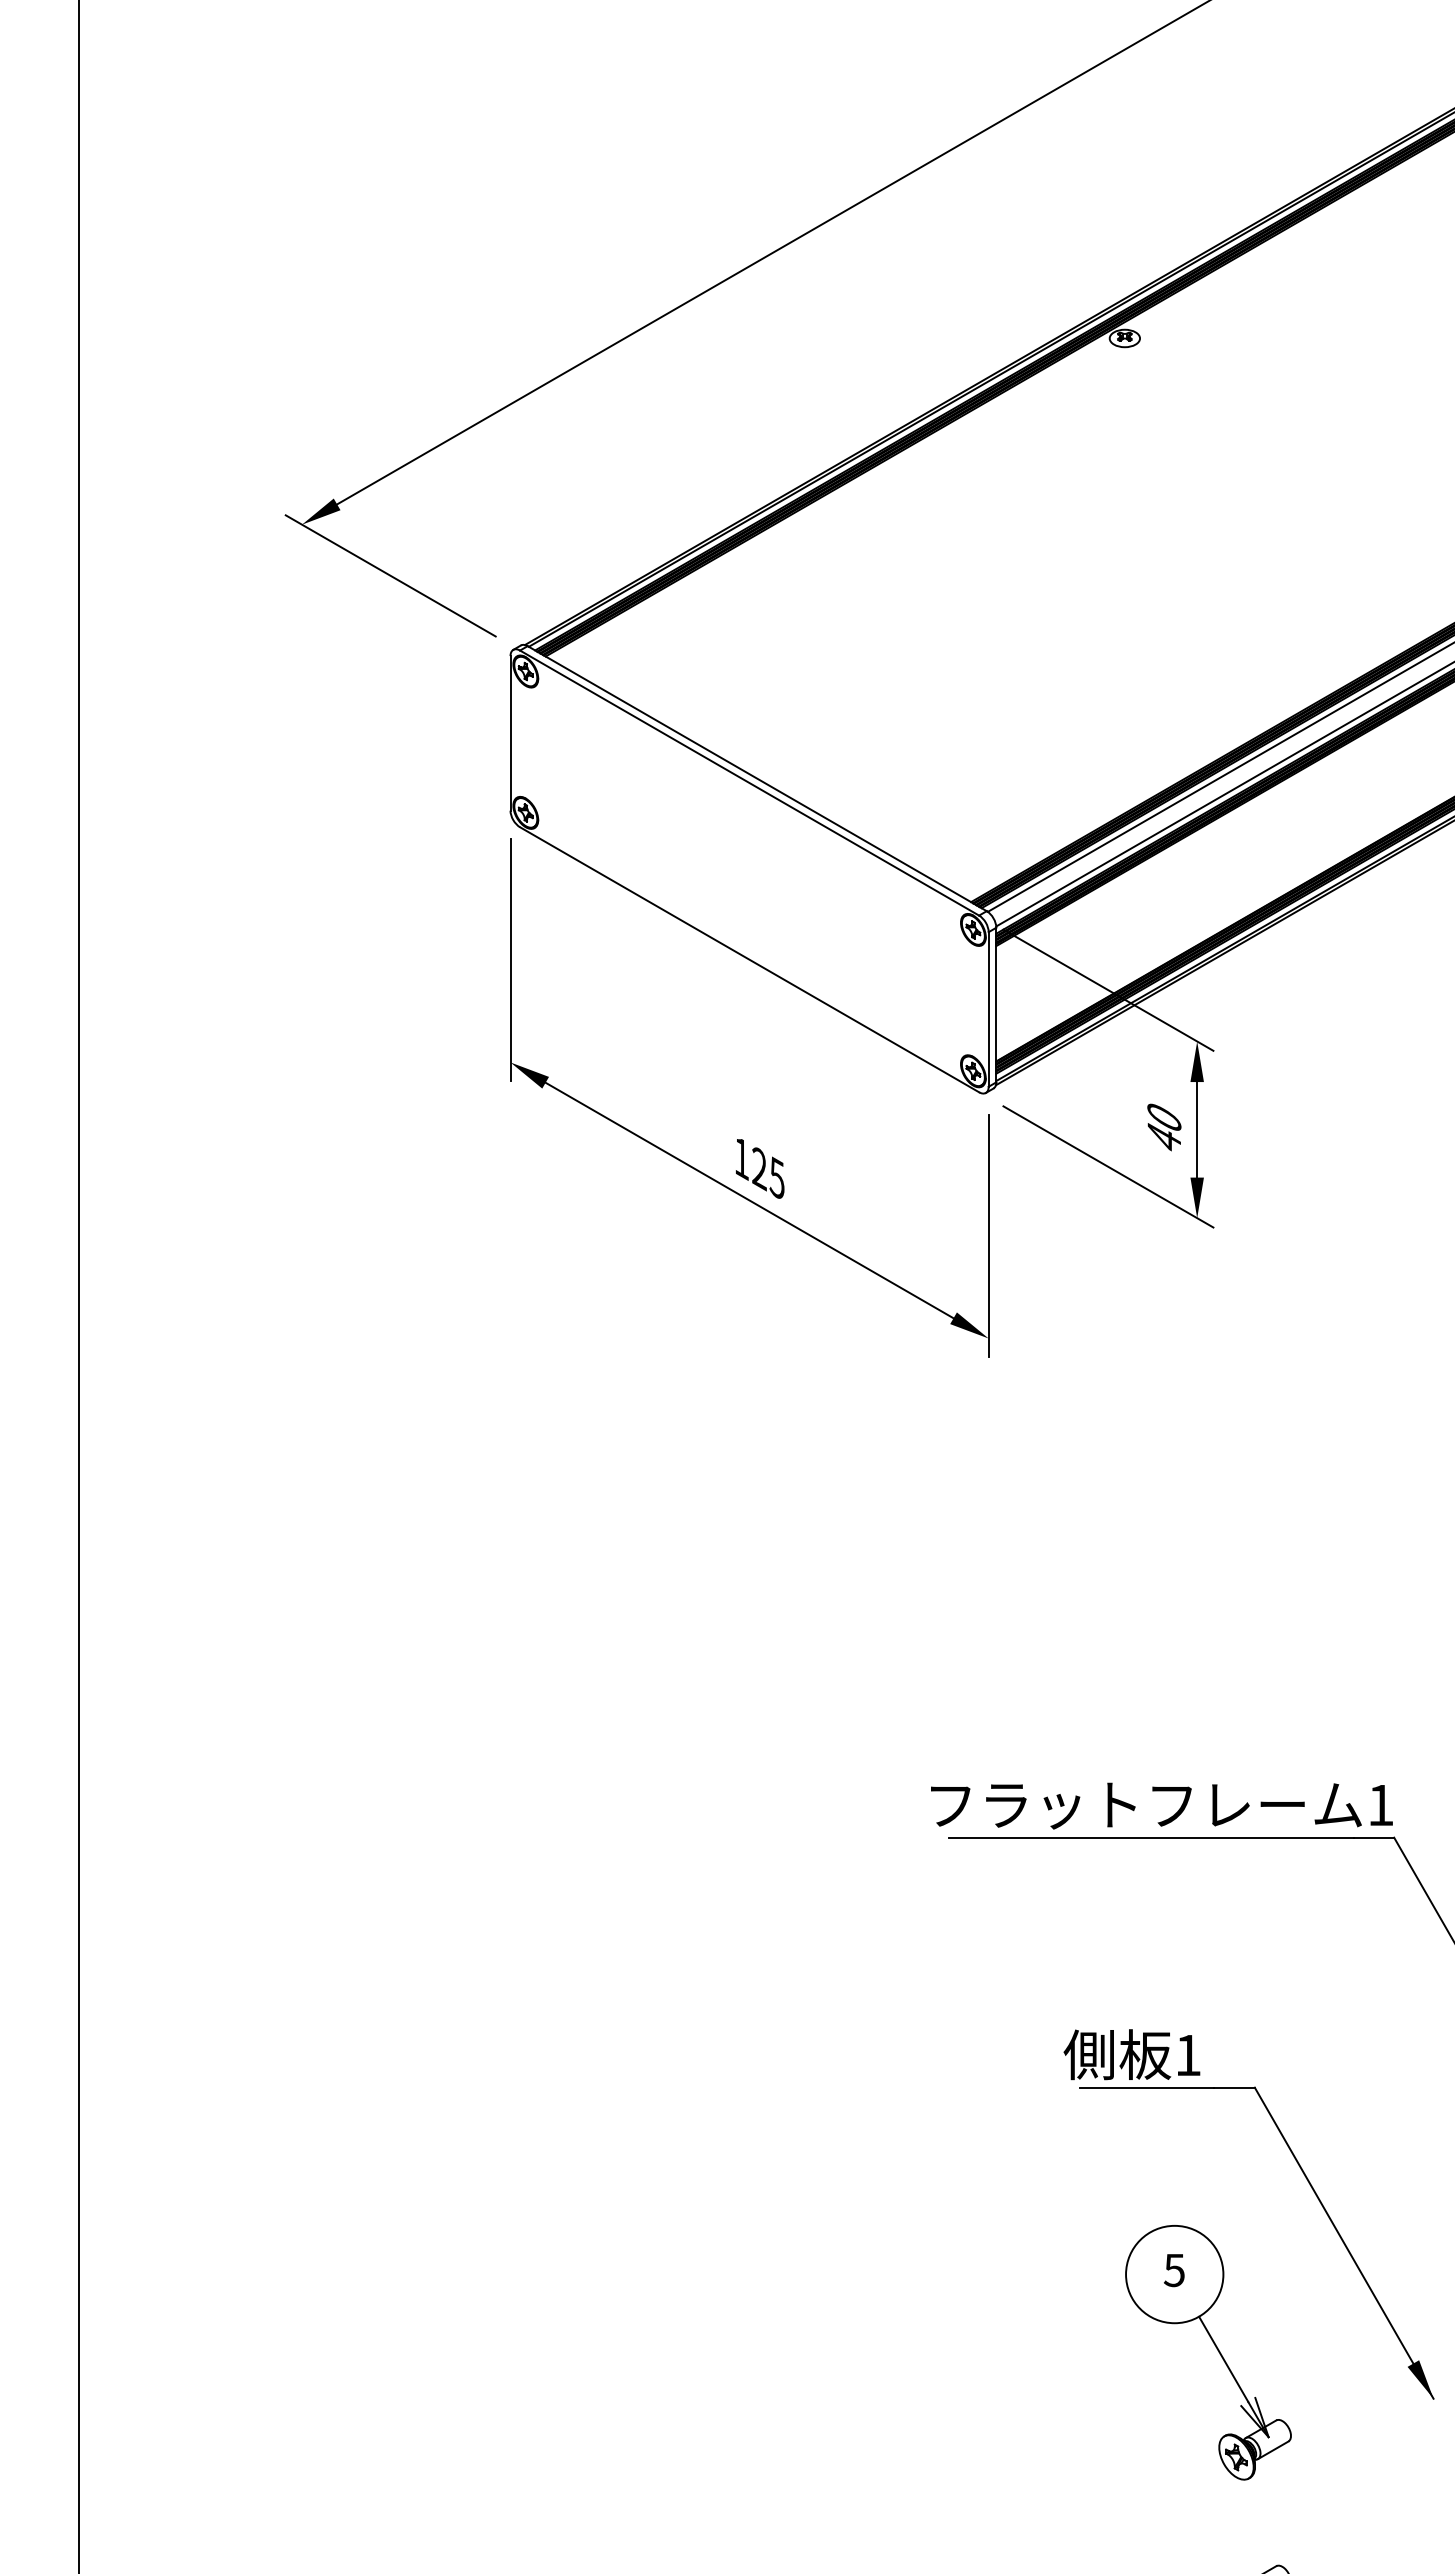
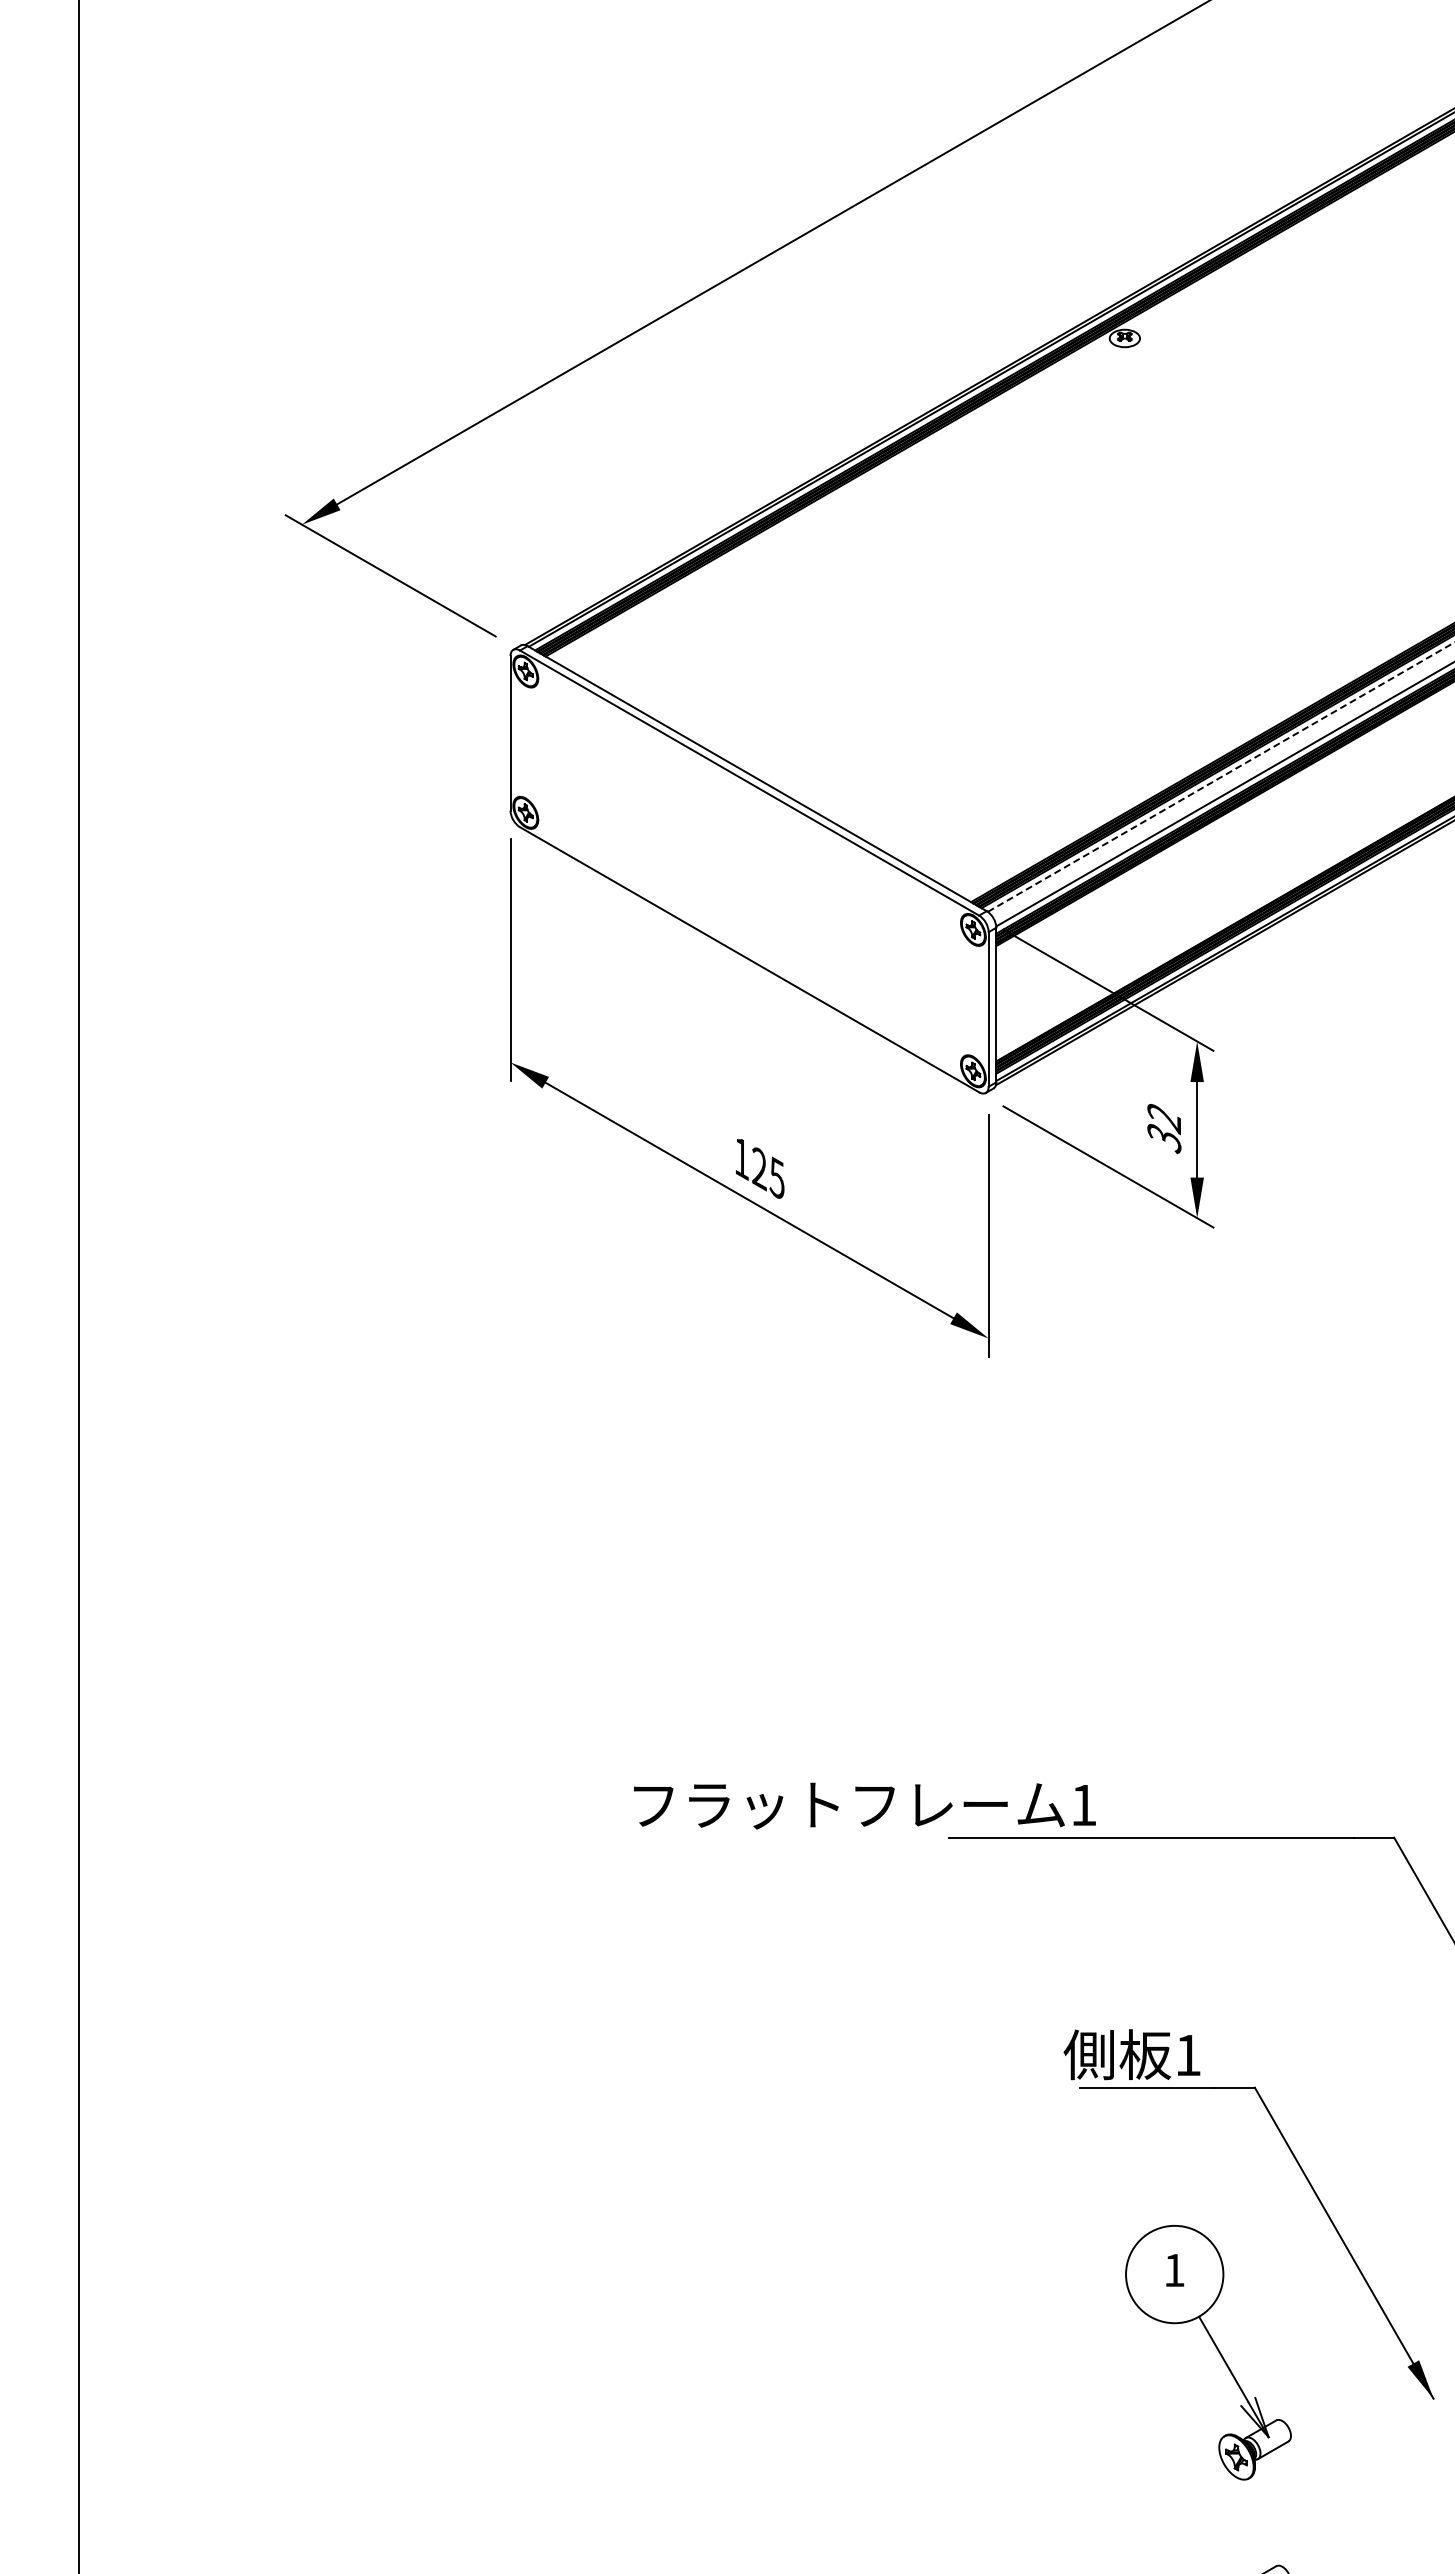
line: solid -> dashed (1221, 776)
text: 40 -> 32 (1164, 1128)
text position: (1161, 1805) -> (864, 1805) (864, 1805)
text: 5 -> 1 (1173, 2270)
